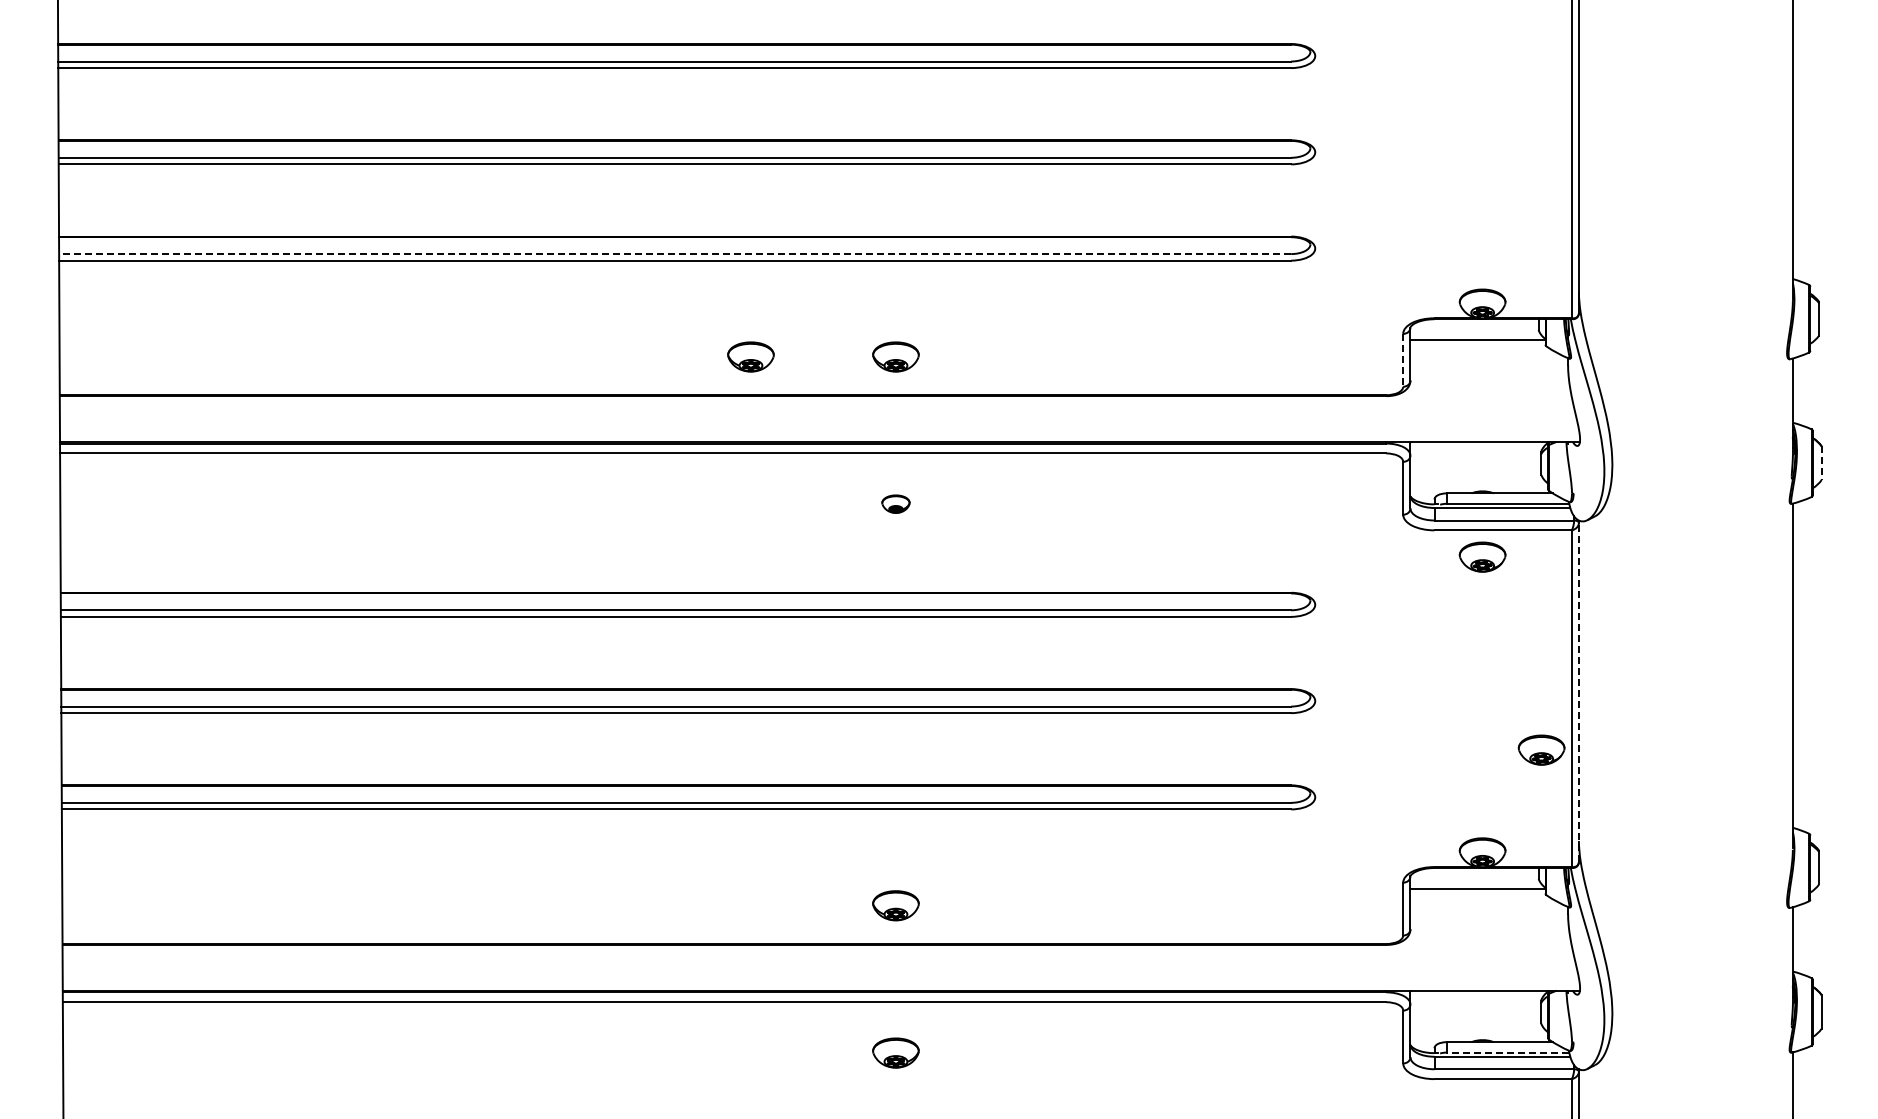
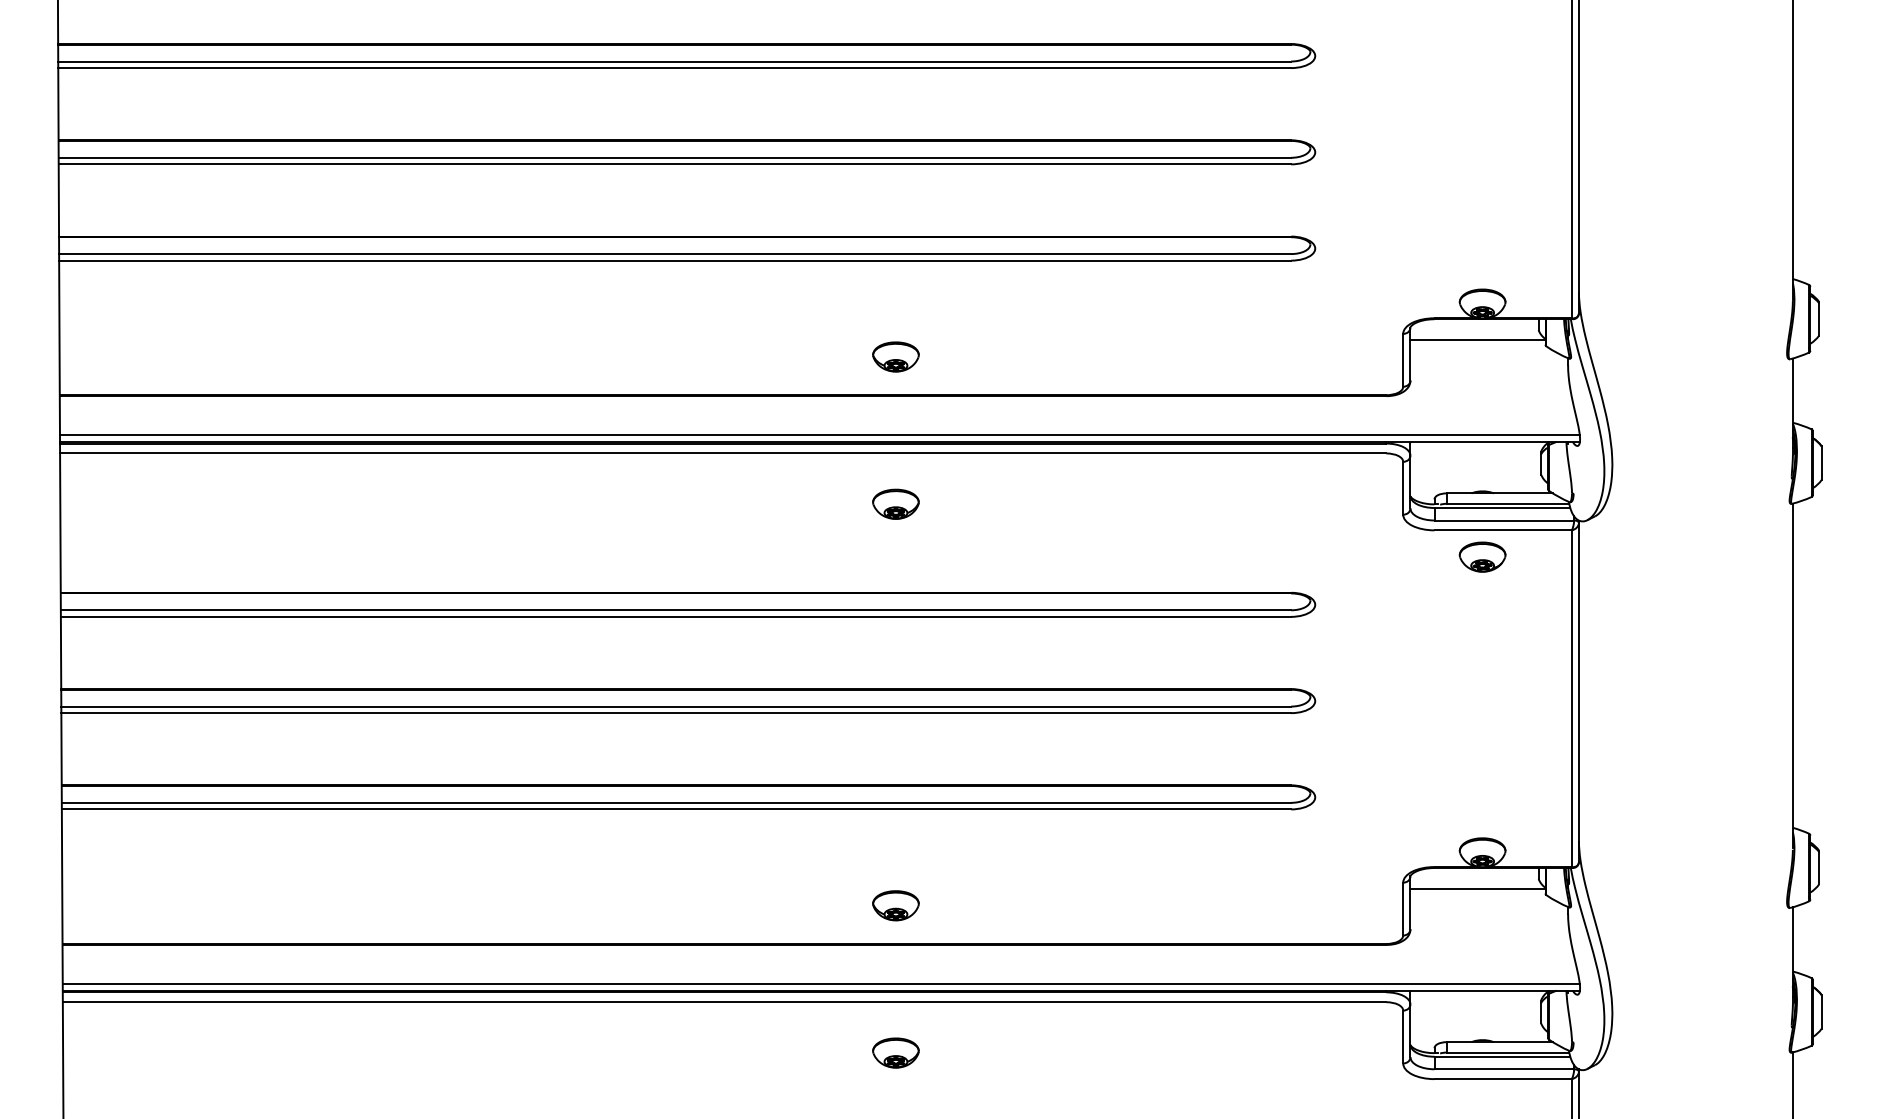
line: dashed -> solid (674, 254)
part: present -> none (750, 356)
line: dashed -> solid (1403, 360)
line: none -> present (819, 435)
line: dashed -> solid (1821, 463)
part size: 30x20 px -> 48x32 px (895, 503)
line: dashed -> solid (1578, 692)
part: present -> none (1541, 749)
line: none -> present (820, 983)
line: dashed -> solid (1507, 1052)
